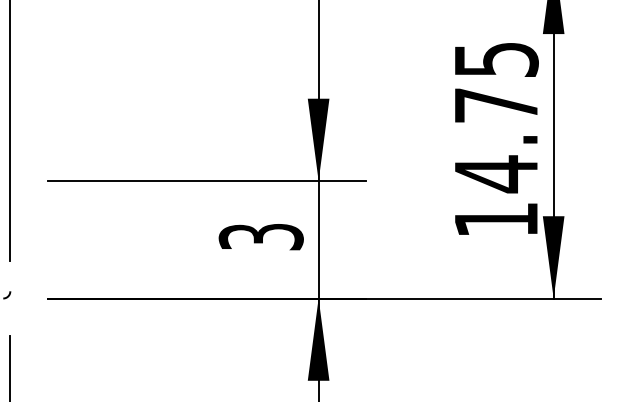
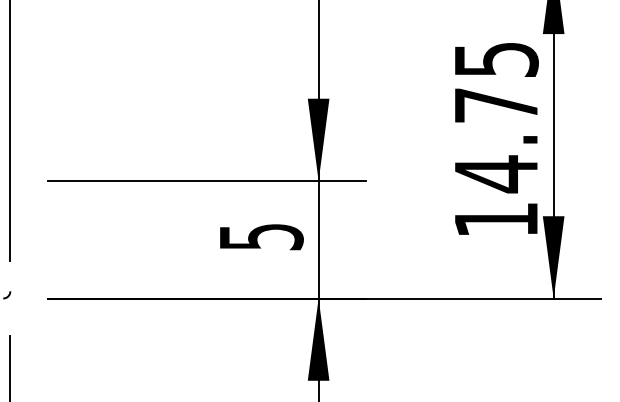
text: 3 -> 5 (260, 237)
